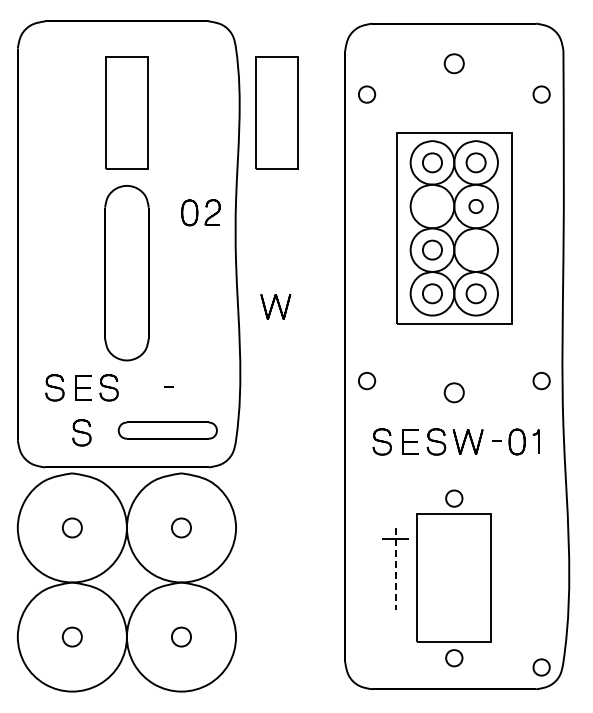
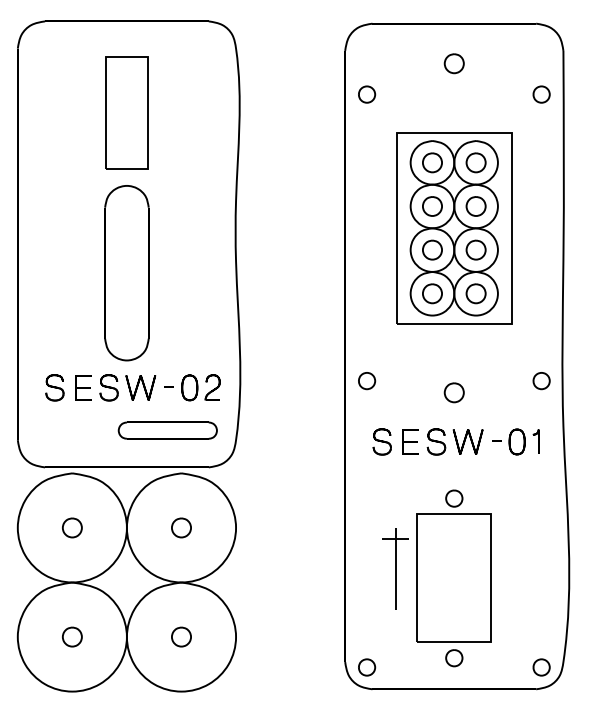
part: present -> none (276, 112)
part: none -> present (432, 206)
part size: 16x15 px -> 22x21 px (475, 206)
part position: (200, 212) -> (200, 387) (200, 387)
part: none -> present (475, 249)
part position: (275, 306) -> (140, 387) (140, 387)
part: present -> none (81, 432)
line: dashed -> solid (395, 569)
part: none -> present (367, 667)
